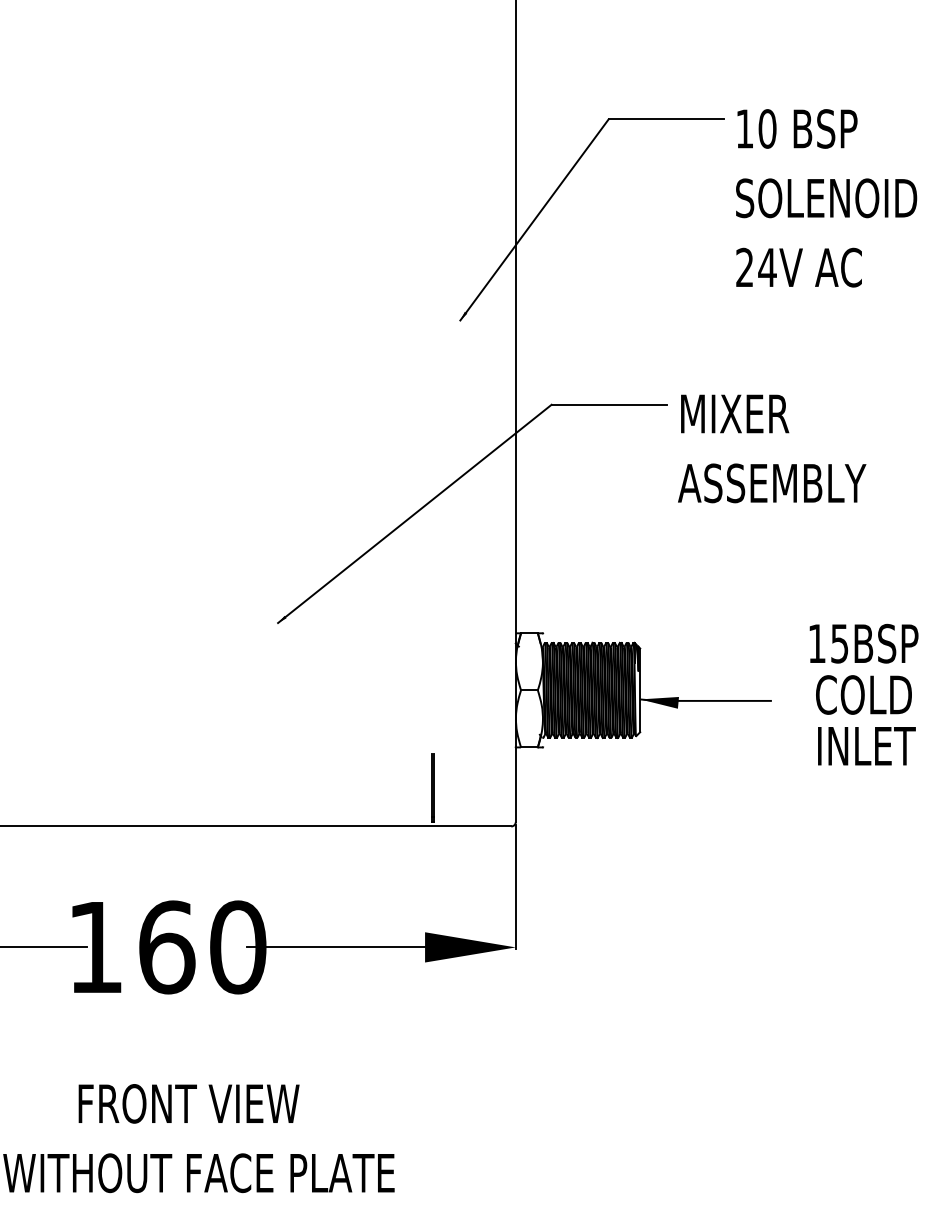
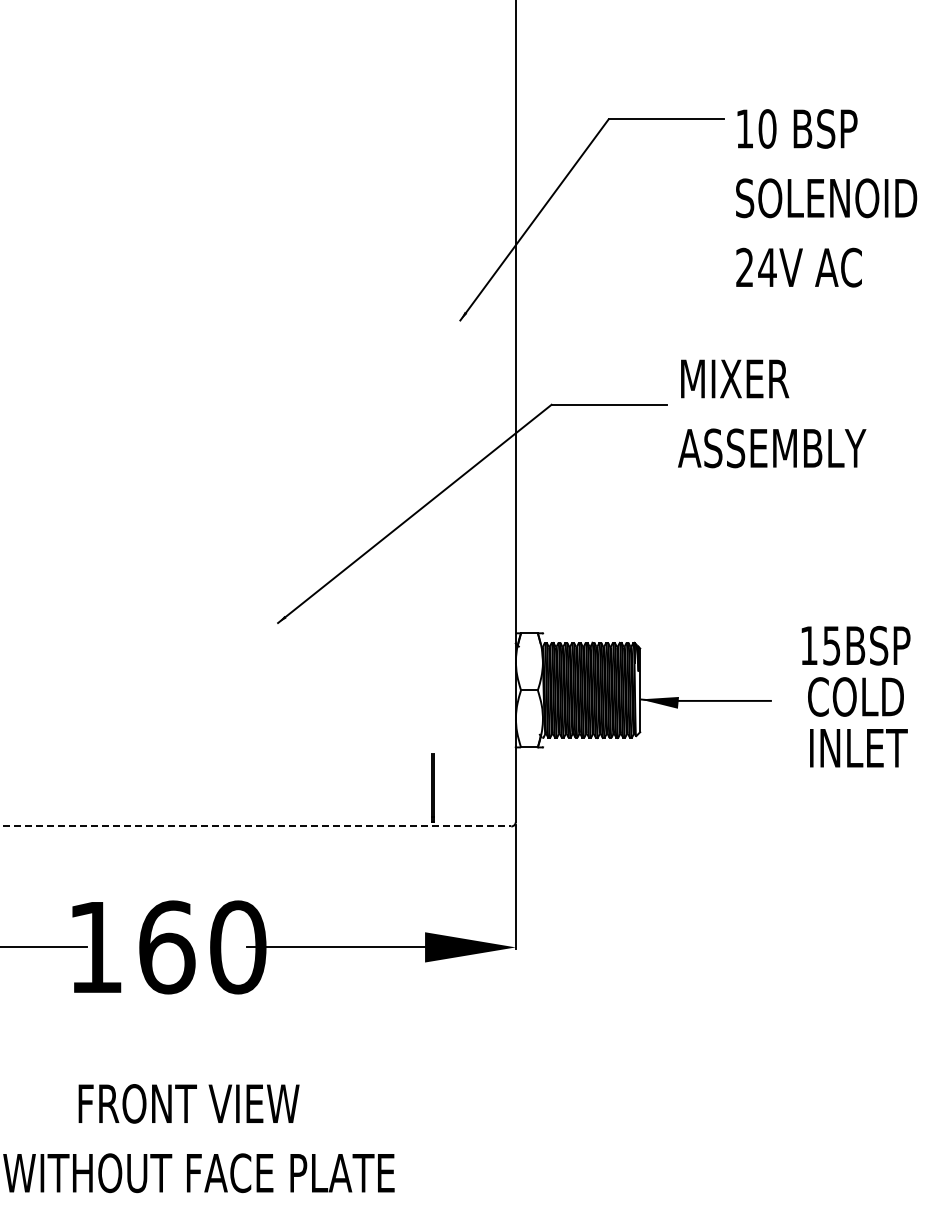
text position: (772, 448) -> (772, 413) (772, 413)
text position: (863, 694) -> (855, 696) (855, 696)
line: solid -> dashed (256, 826)
